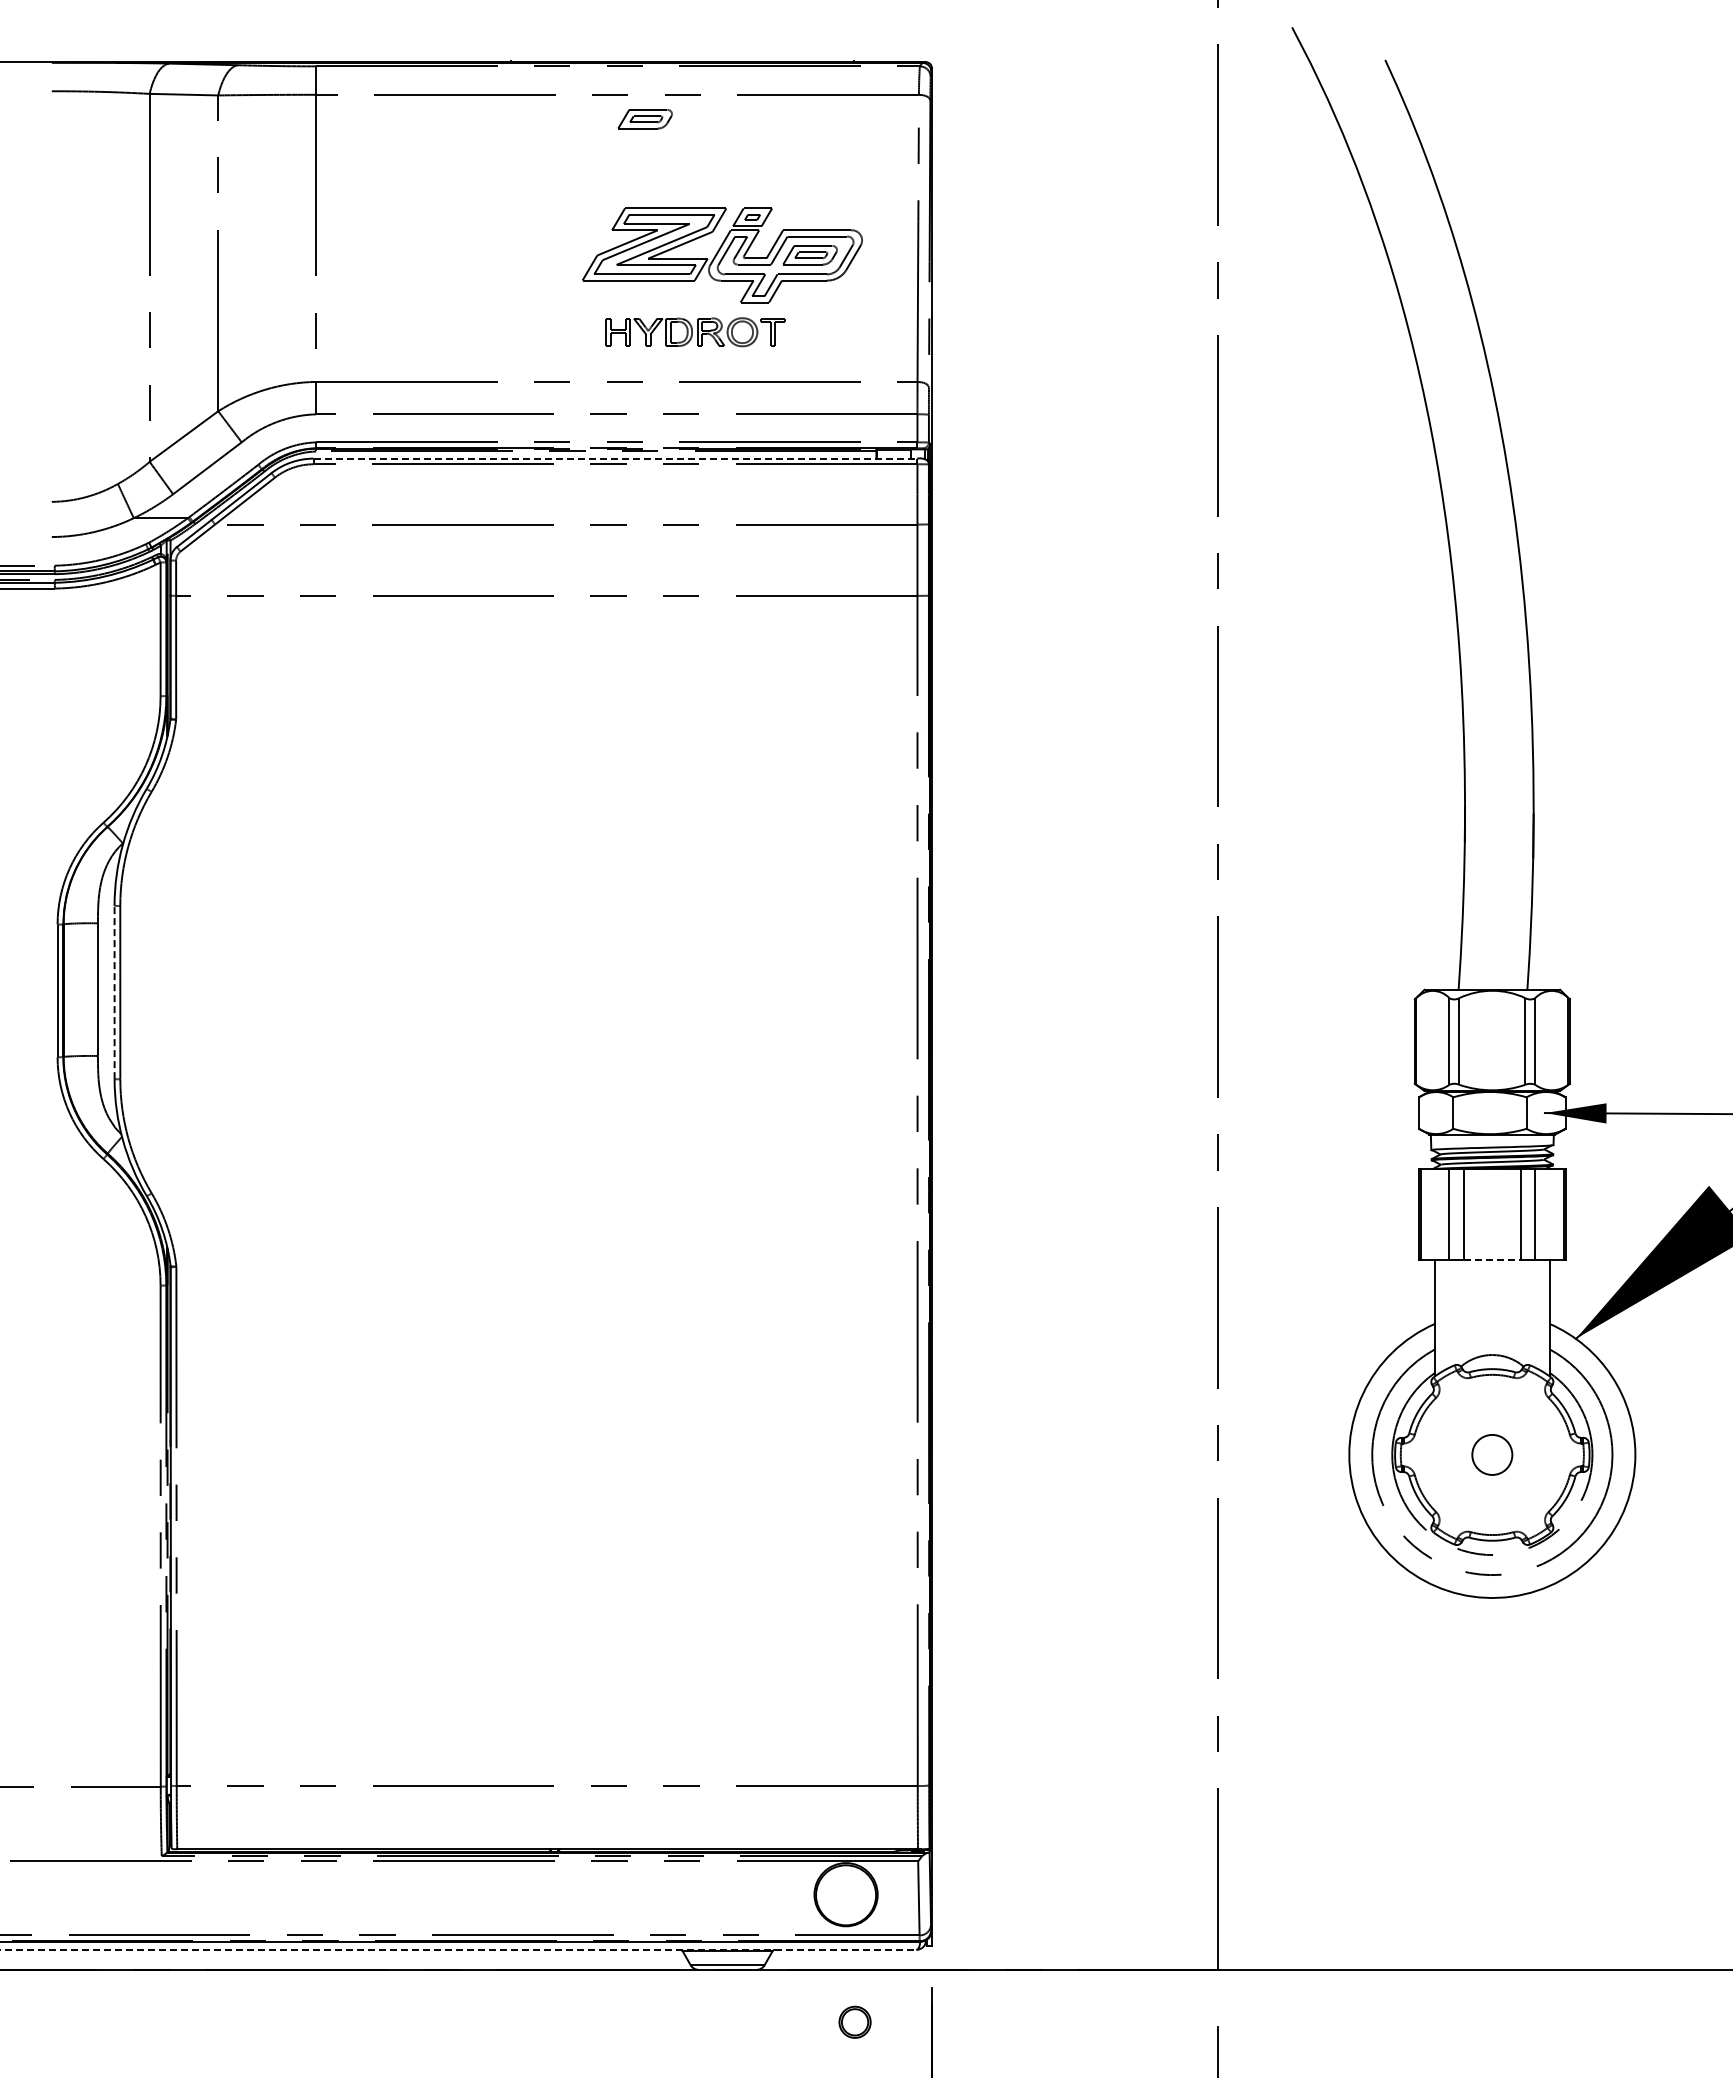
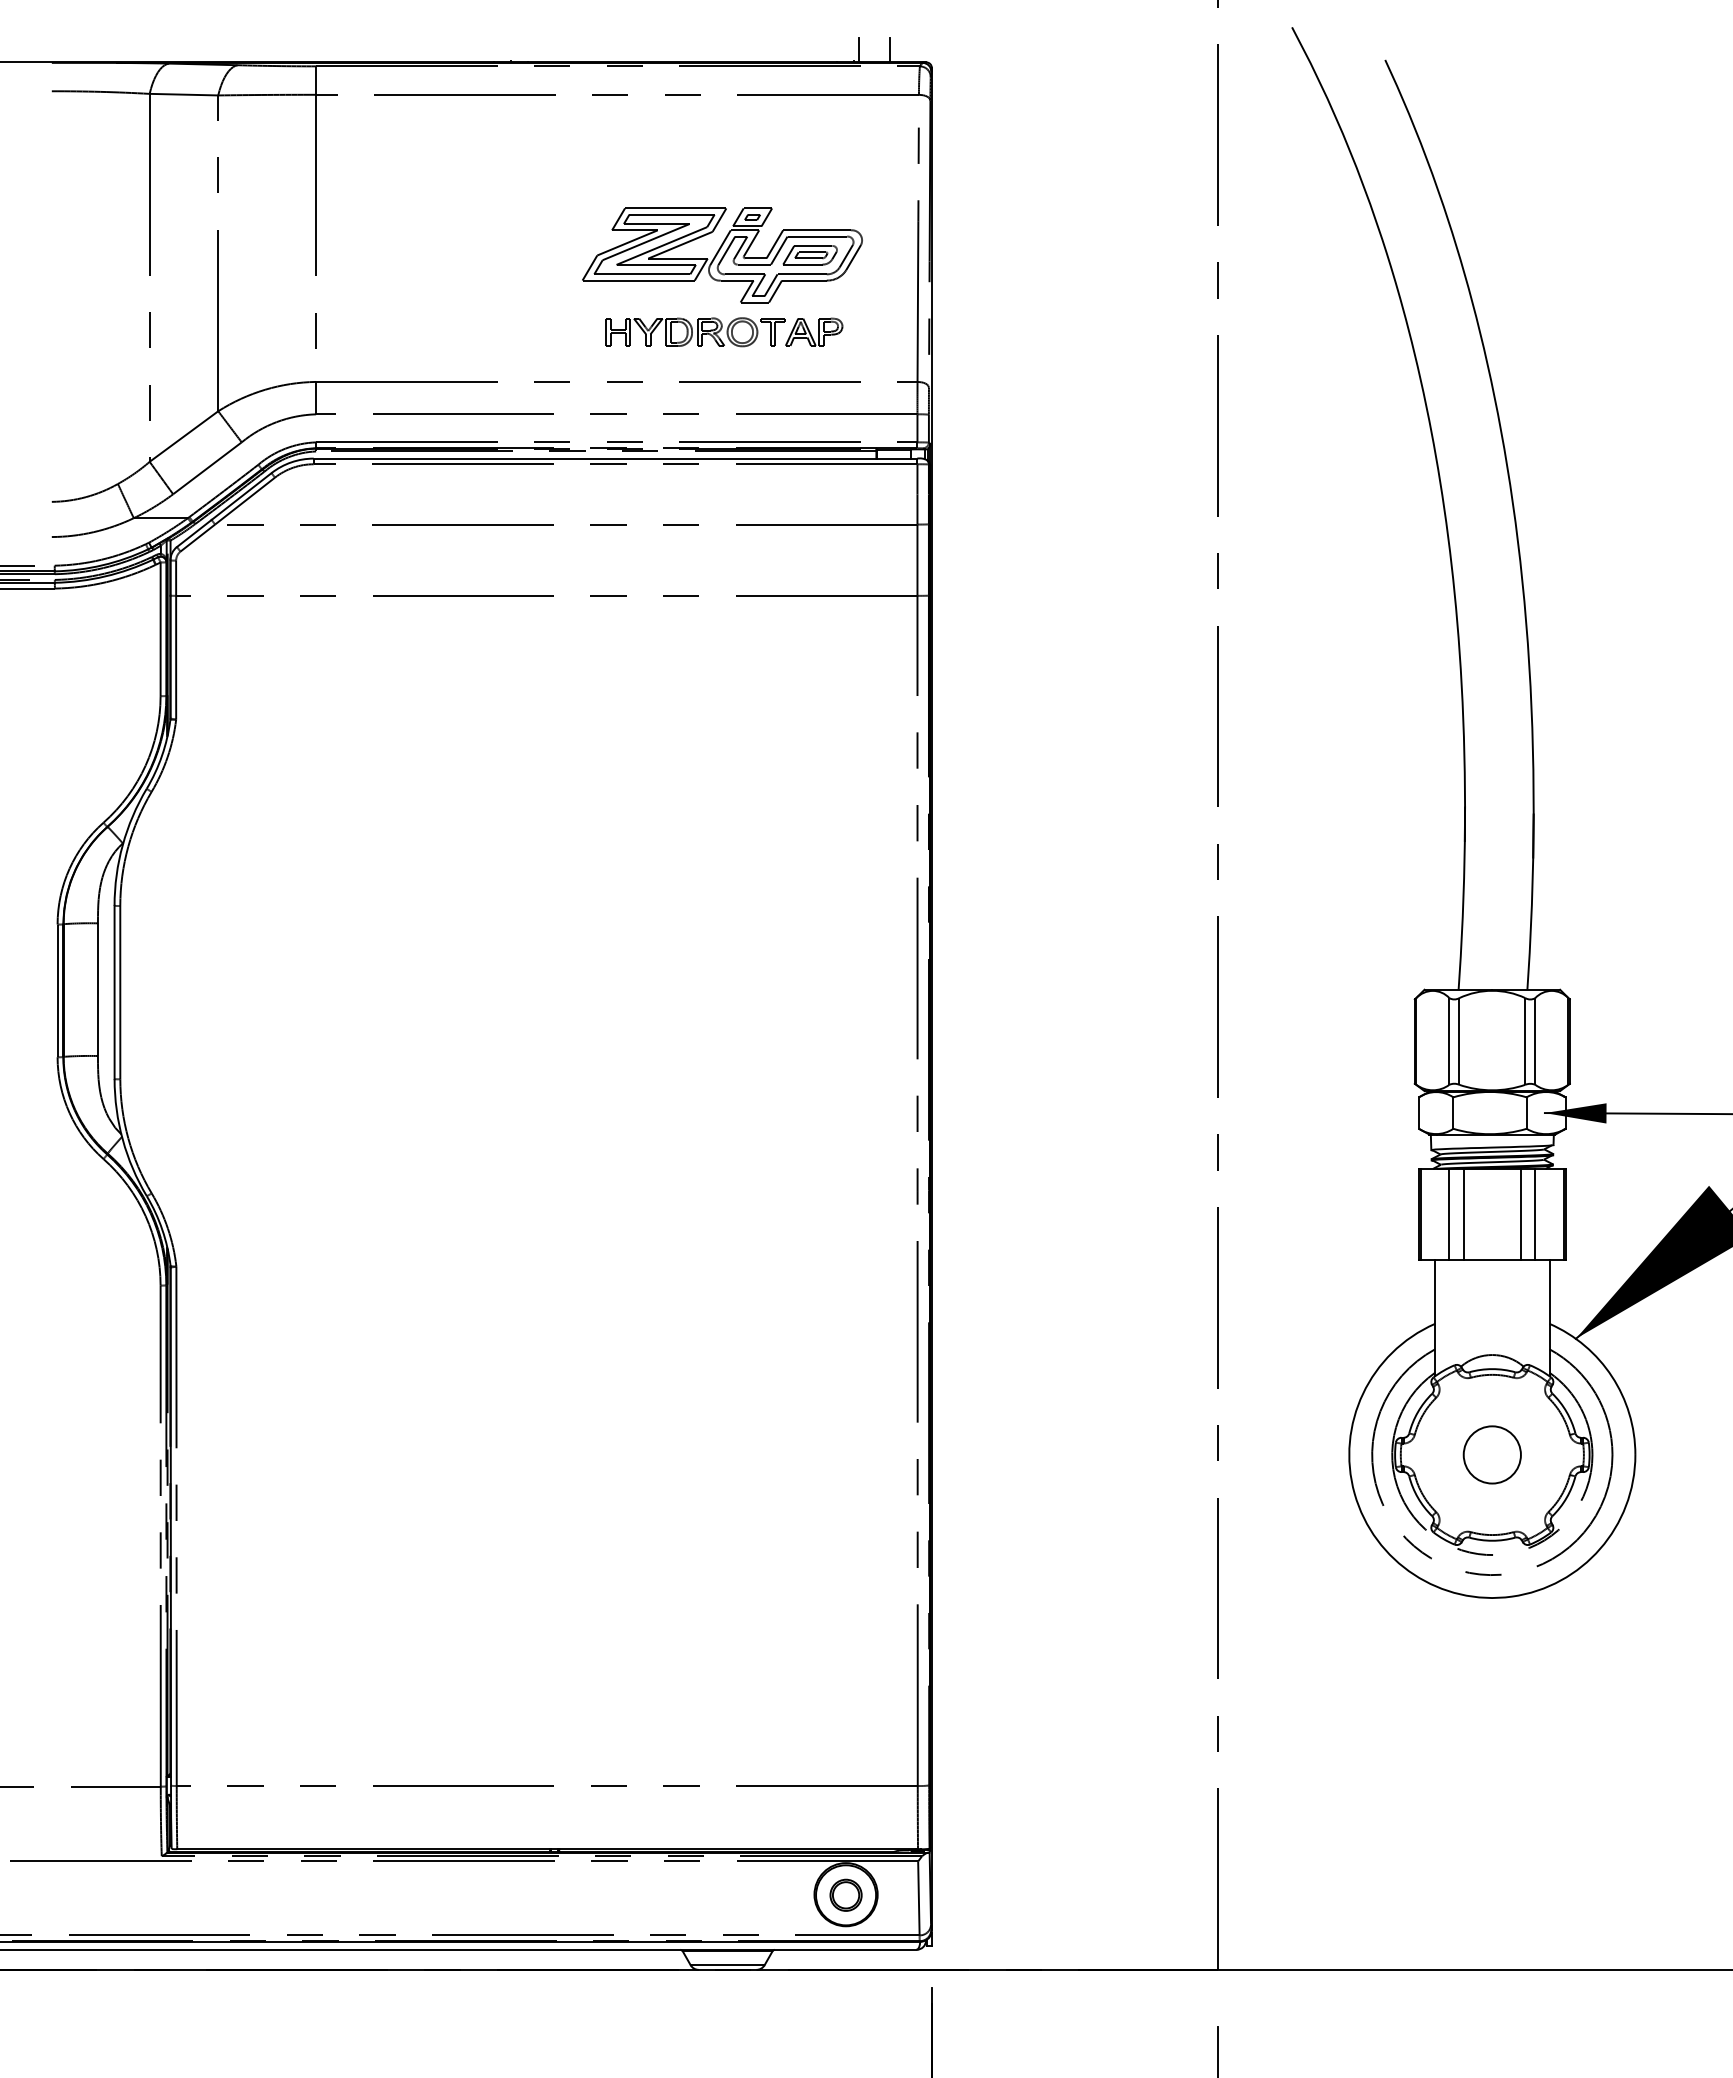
line: none -> present (858, 50)
line: none -> present (889, 50)
part: present -> none (644, 119)
part: none -> present (814, 331)
line: dashed -> solid (615, 458)
line: dashed -> solid (114, 992)
line: dashed -> solid (1492, 1260)
circle diameter: 40 px -> 57 px (1491, 1454)
line: dashed -> solid (458, 1949)
part position: (854, 2021) -> (845, 1894) (845, 1894)
